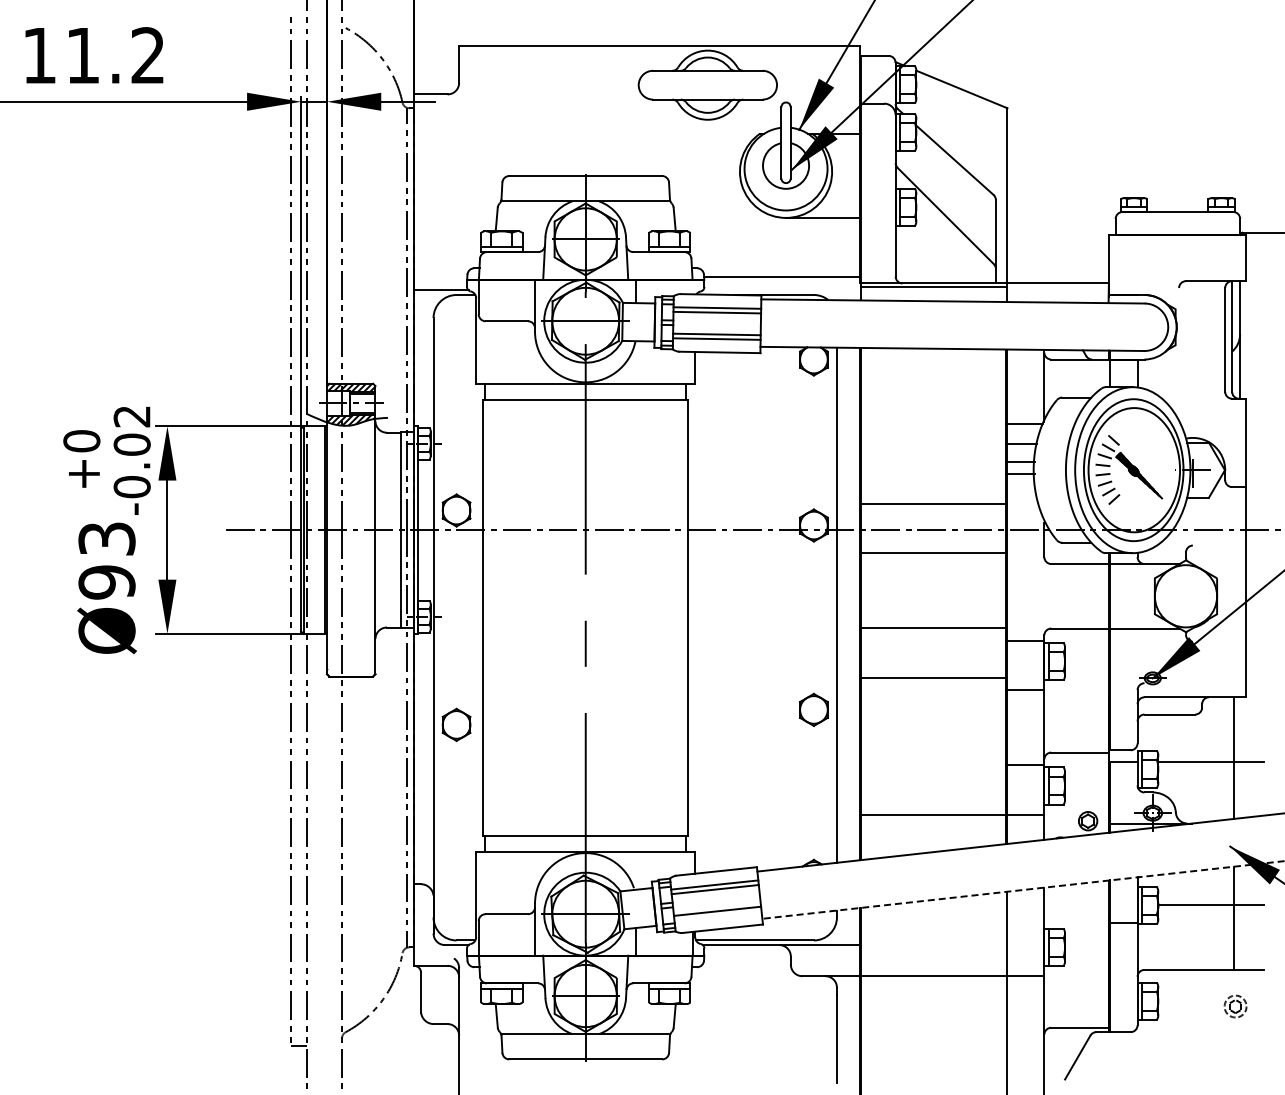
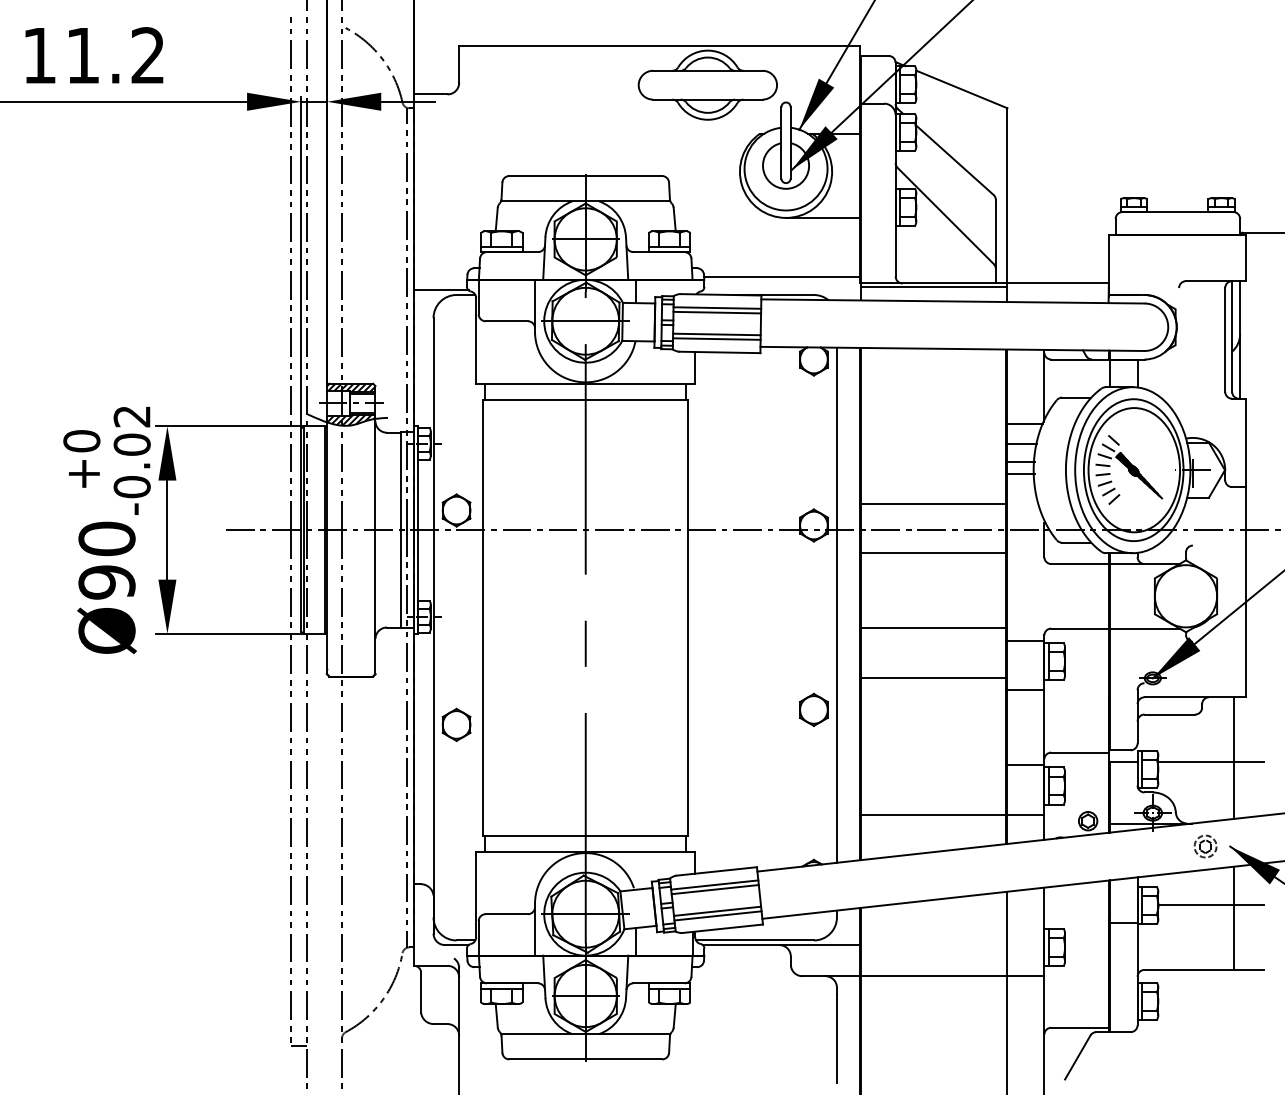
text: Ø93 -> Ø90 (106, 538)
line: dashed -> solid (1023, 889)
line: none -> present (717, 915)
part position: (1235, 1006) -> (1205, 846) (1205, 846)
